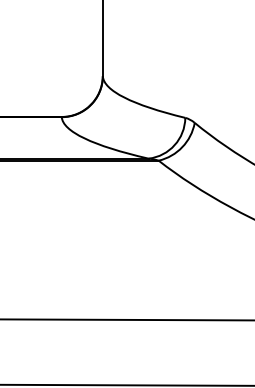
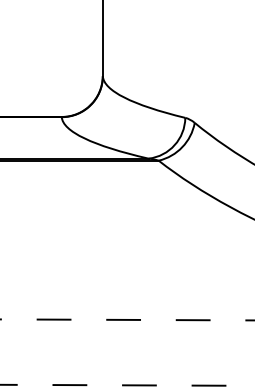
line: solid -> dashed (128, 319)
line: solid -> dashed (127, 385)
